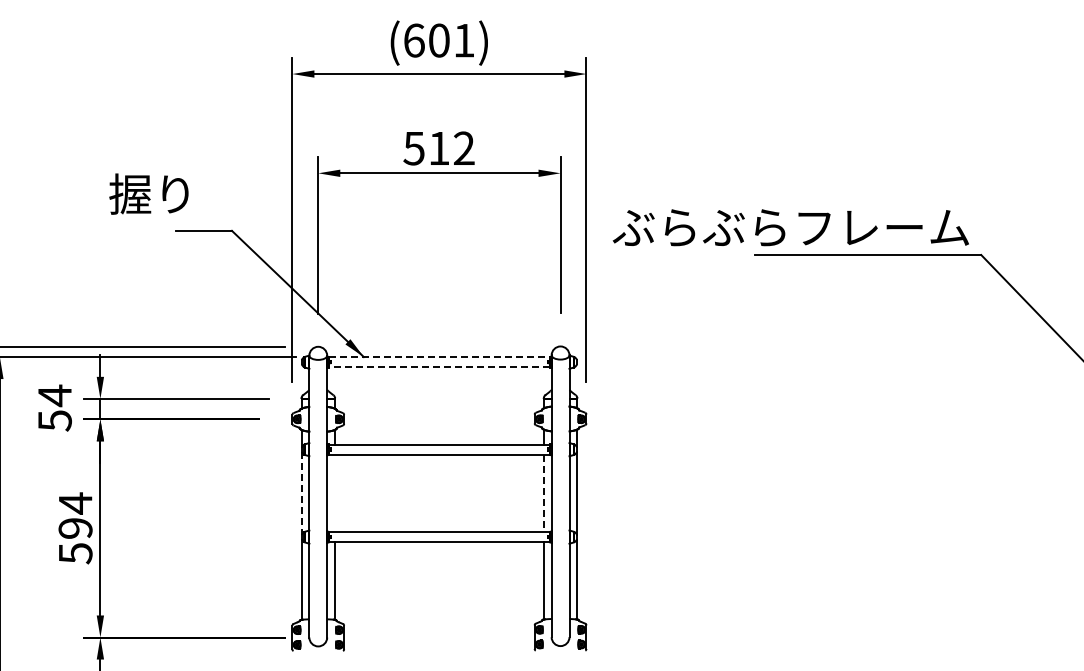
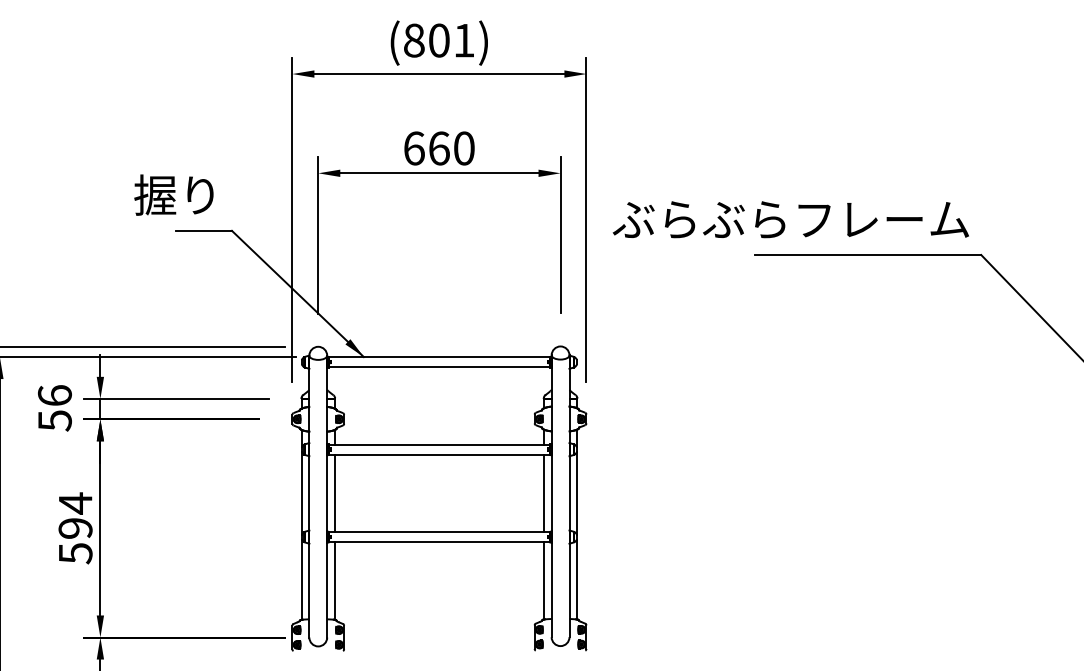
text: (601) -> (801) (414, 40)
text: 512 -> 660 (438, 148)
text position: (148, 193) -> (173, 194) (173, 194)
text position: (790, 227) -> (790, 219) (790, 219)
line: dashed -> solid (439, 357)
line: dashed -> solid (439, 367)
text: 54 -> 56 (54, 395)
line: none -> present (334, 492)
line: dashed -> solid (301, 493)
line: dashed -> solid (544, 493)
